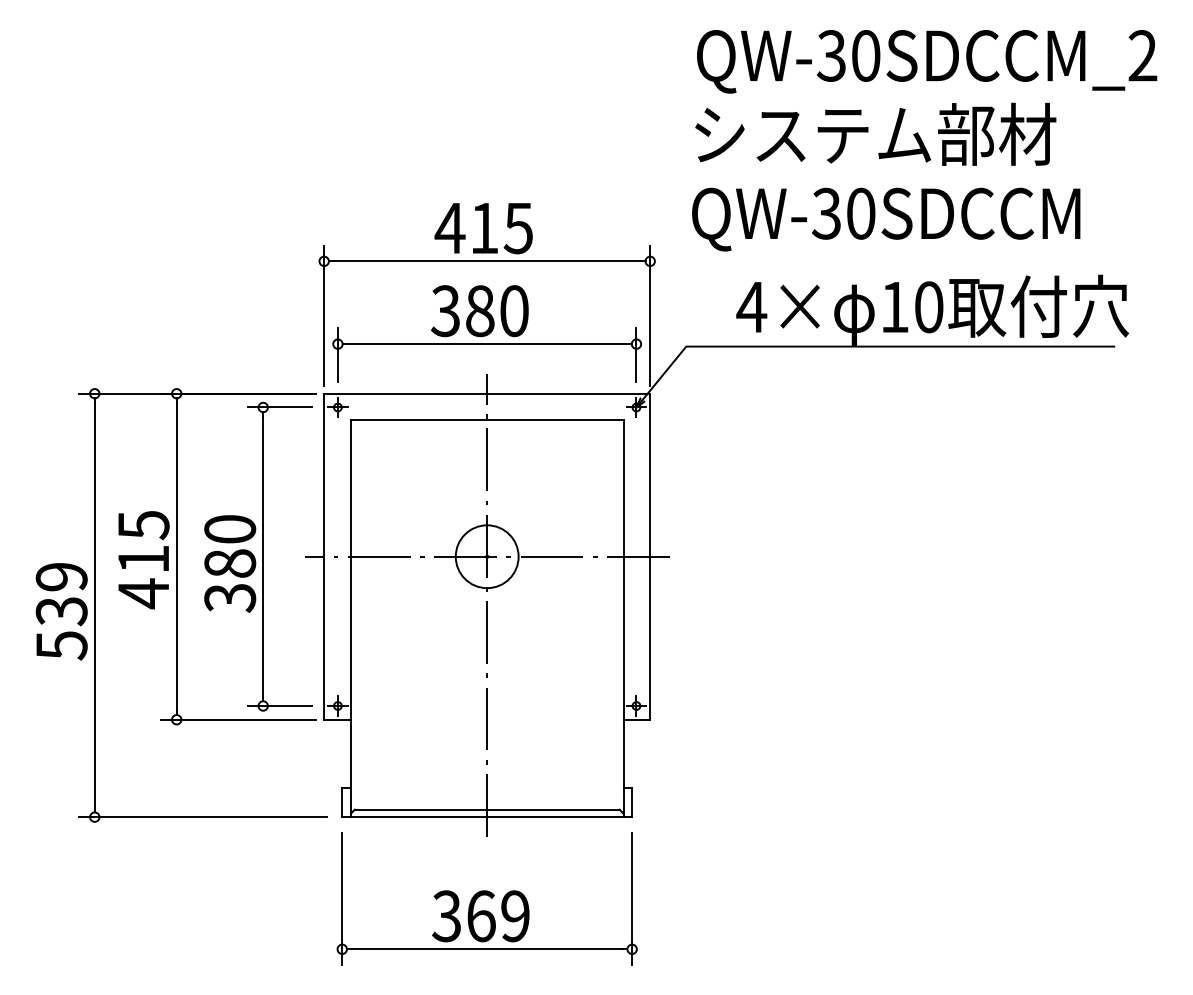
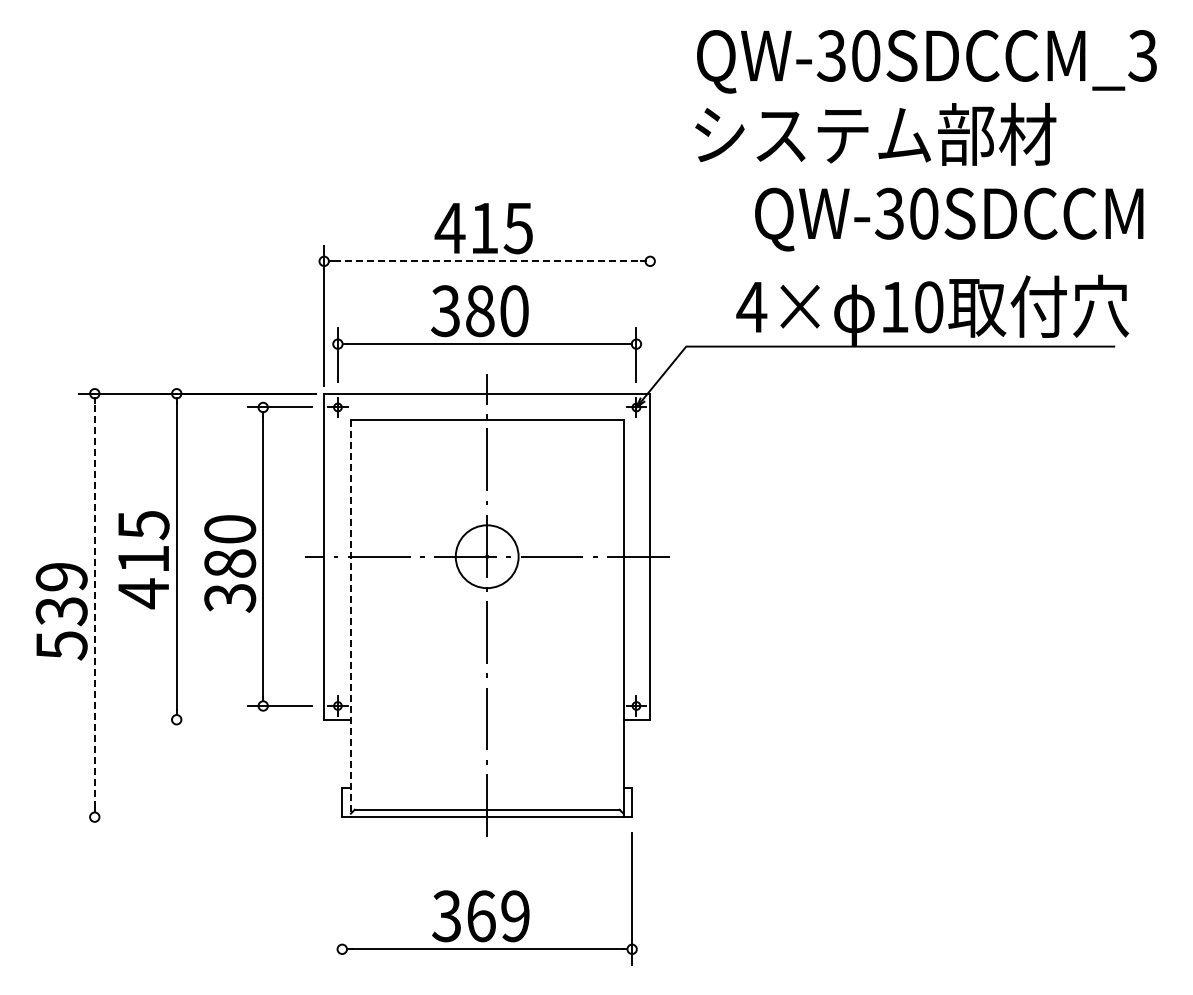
text: QW-30SDCCM_2 -> QW-30SDCCM_3 (1142, 55)
text position: (886, 219) -> (949, 219) (949, 219)
line: solid -> dashed (487, 261)
line: present -> none (650, 315)
line: solid -> dashed (94, 604)
line: solid -> dashed (350, 619)
line: present -> none (238, 719)
line: present -> none (202, 817)
line: present -> none (342, 898)
